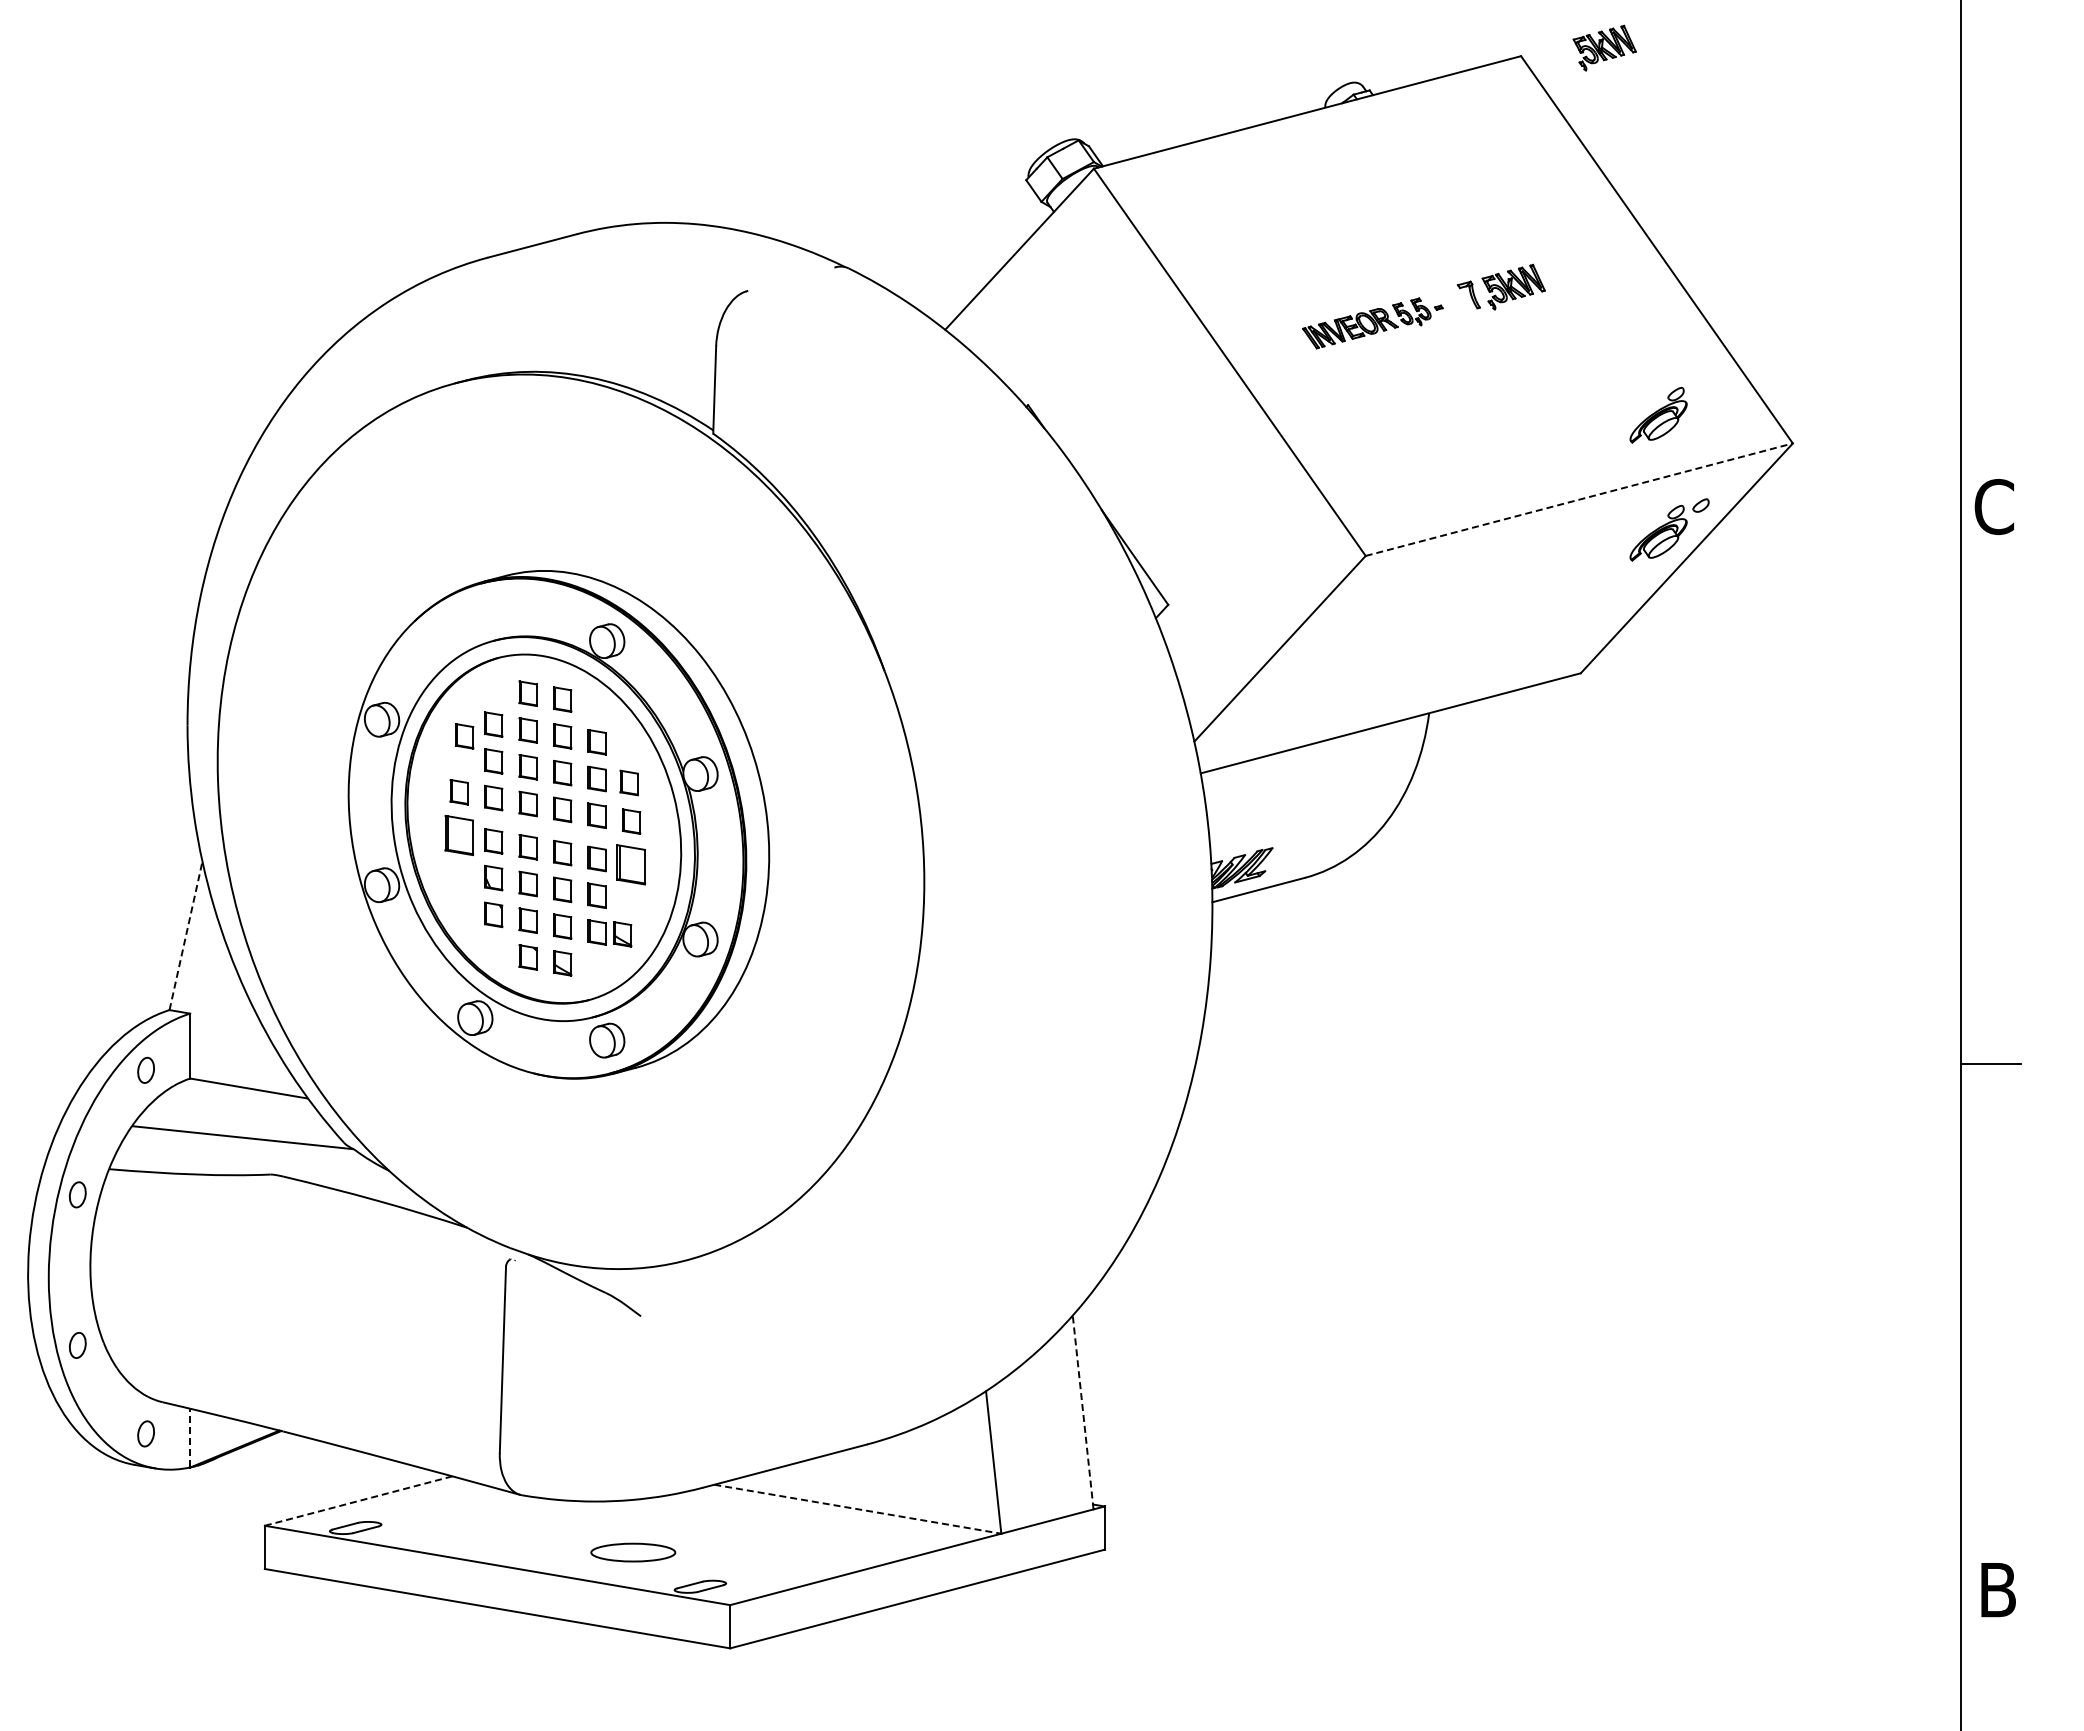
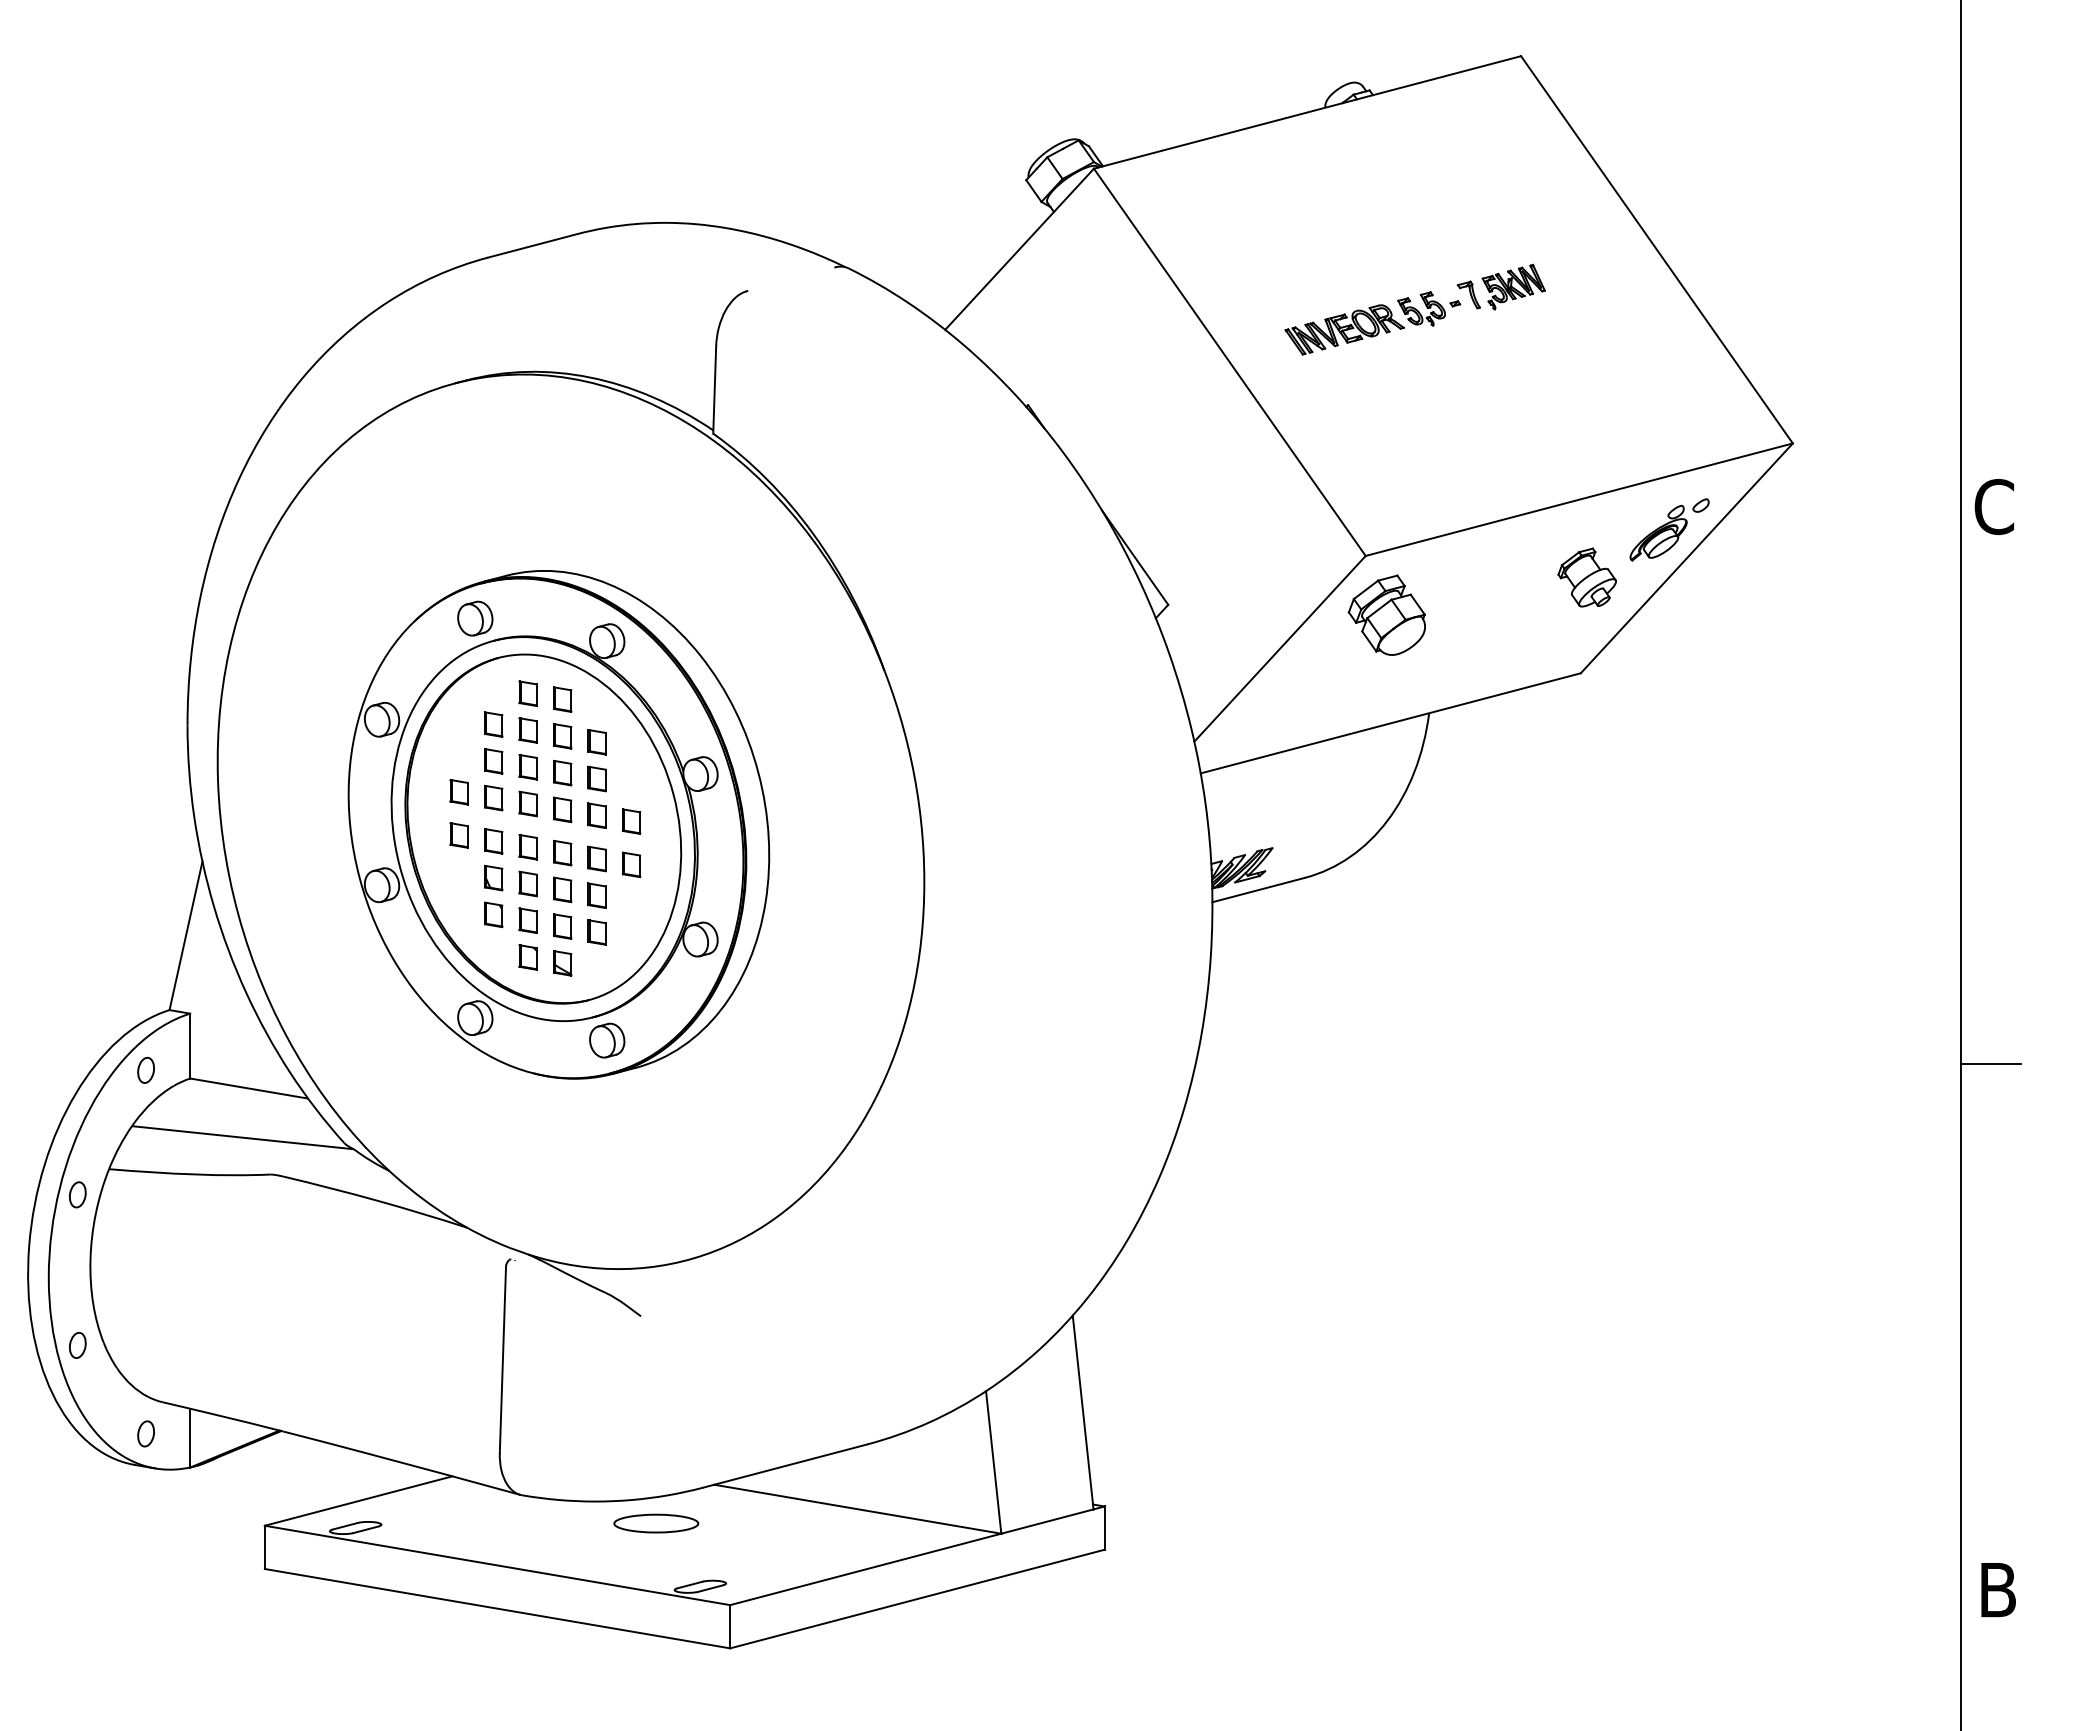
part: present -> none (1604, 47)
part size: 142x53 px -> 178x65 px (1372, 323)
part: present -> none (1658, 415)
line: dashed -> solid (1579, 499)
part: none -> present (1586, 577)
part: none -> present (1386, 614)
part: none -> present (475, 618)
part: present -> none (464, 736)
part: present -> none (628, 782)
part size: 31x42 px -> 20x27 px (458, 835)
part size: 30x42 px -> 20x28 px (631, 864)
part: present -> none (622, 934)
line: dashed -> solid (186, 935)
line: dashed -> solid (1083, 1412)
line: dashed -> solid (190, 1437)
line: dashed -> solid (358, 1501)
line: dashed -> solid (857, 1509)
part position: (633, 1552) -> (656, 1523) (656, 1523)
